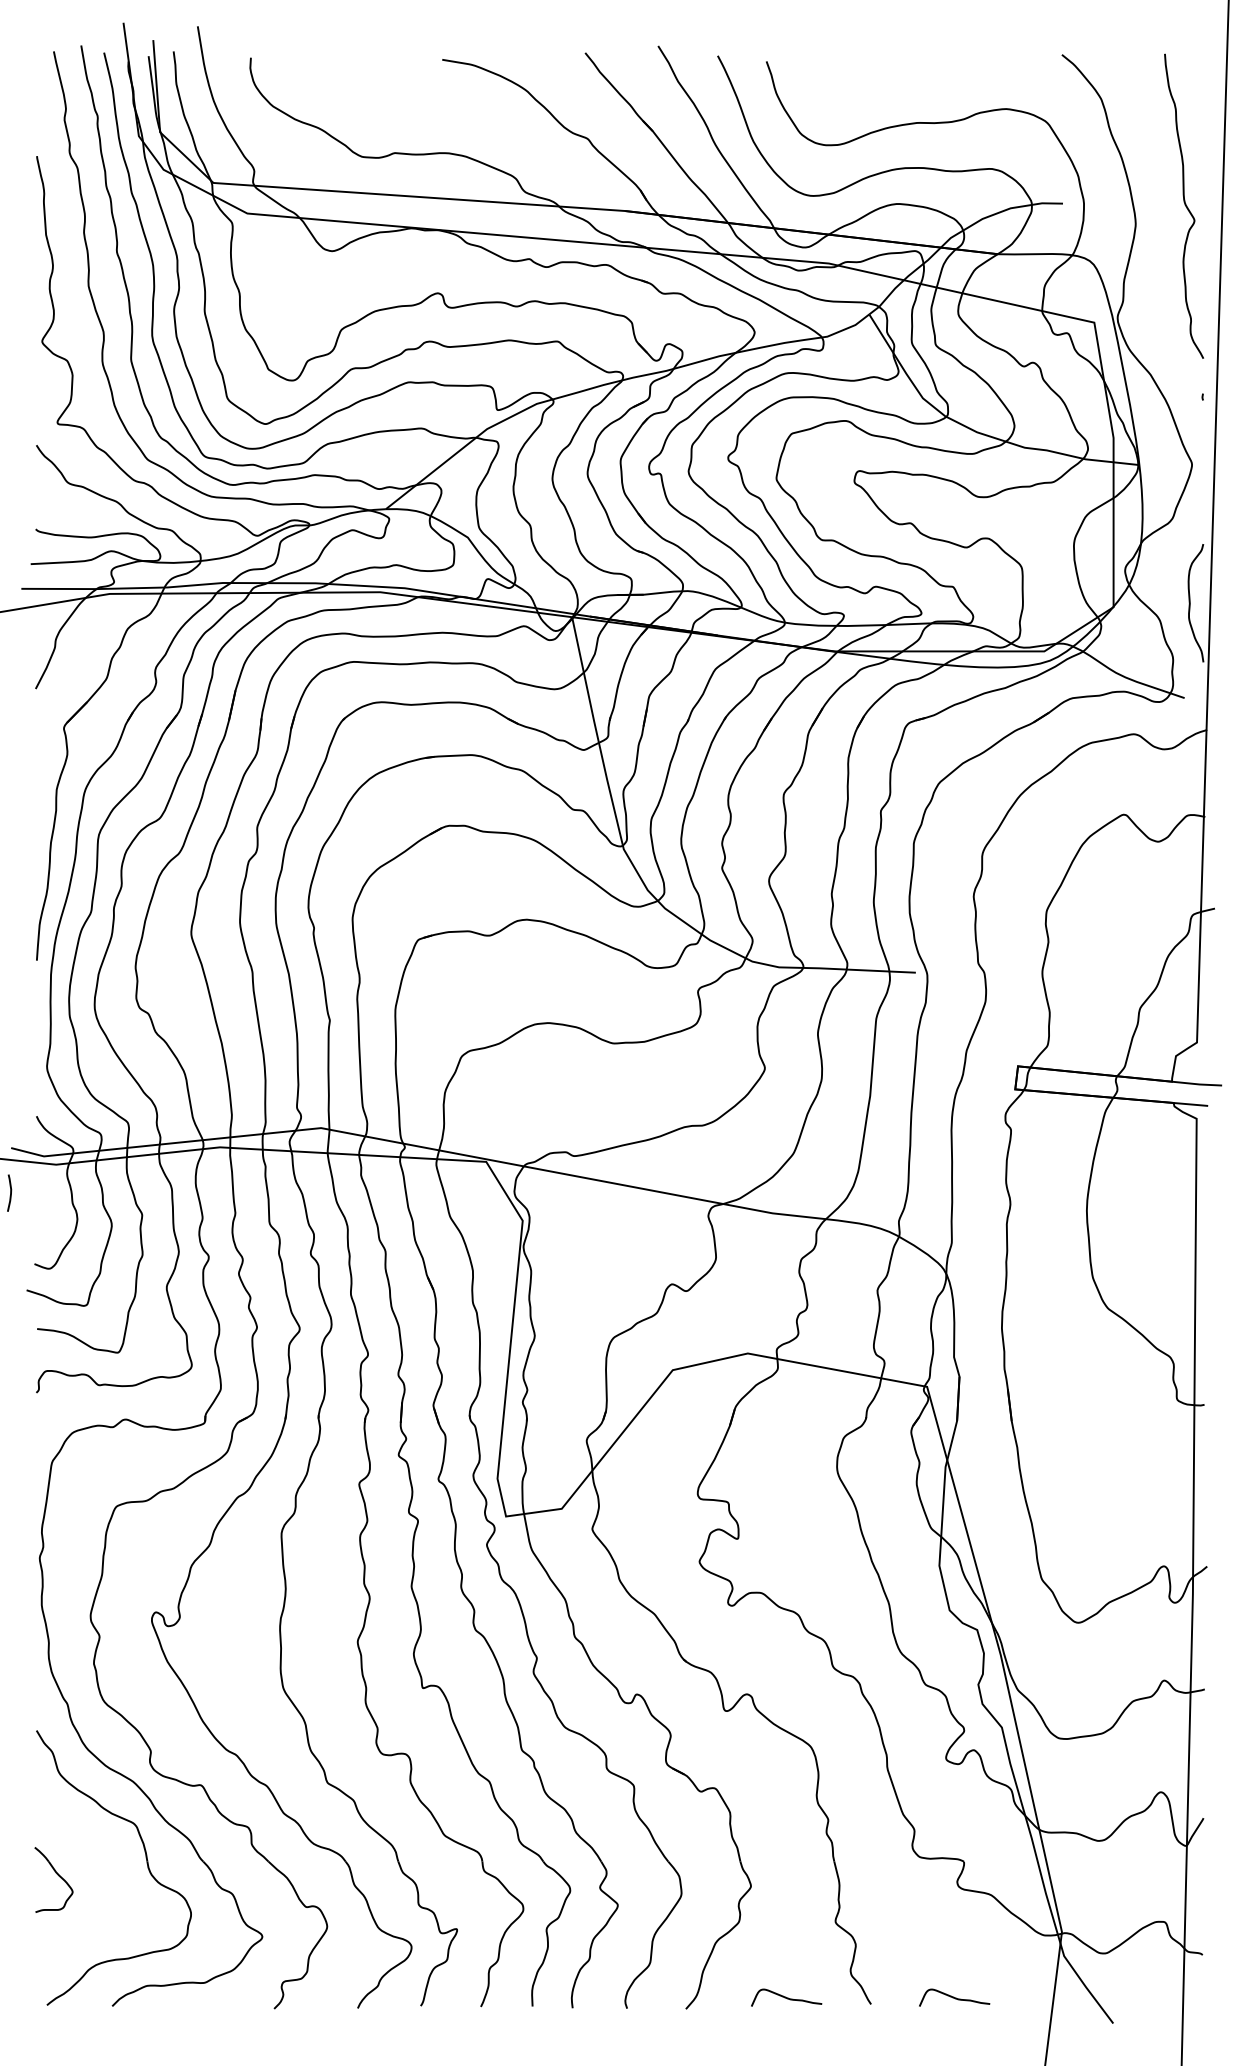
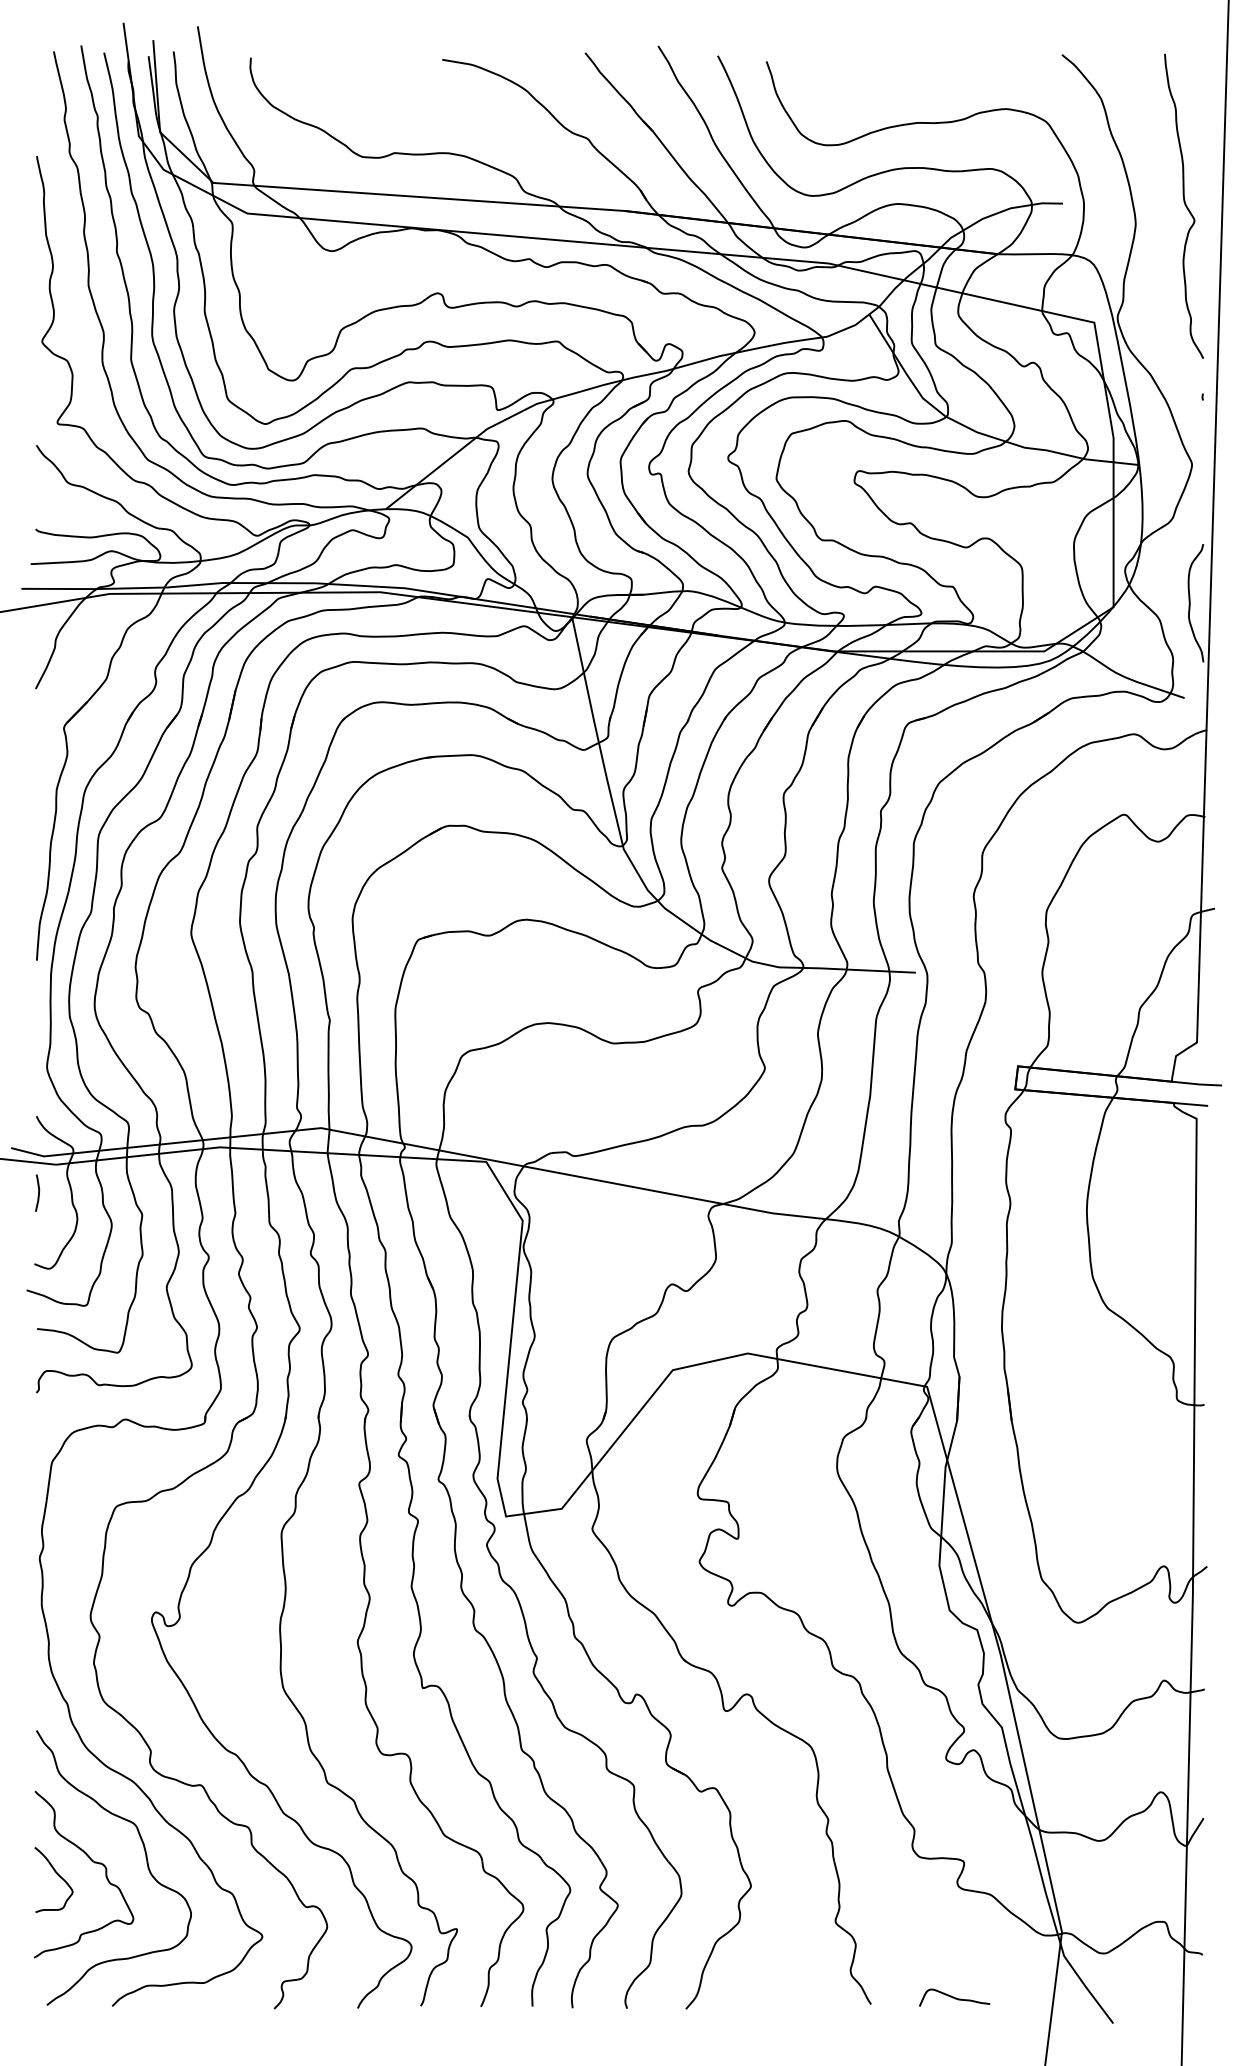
curve position: (10, 1192) -> (38, 1192) (38, 1192)
part: none -> present (92, 1862)
curve: present -> none (786, 1997)
